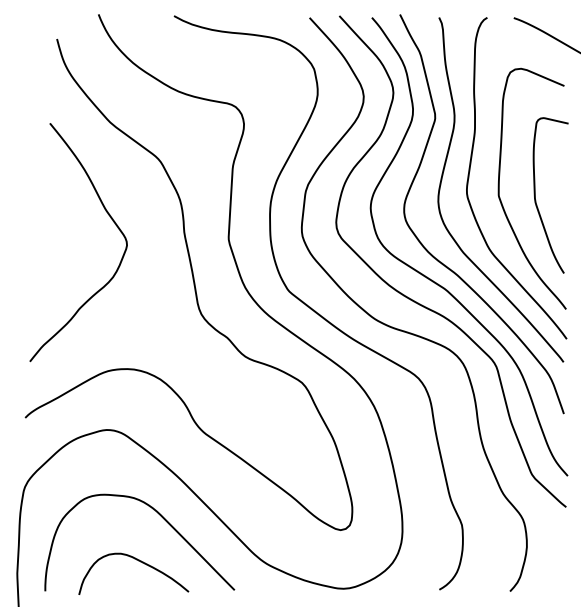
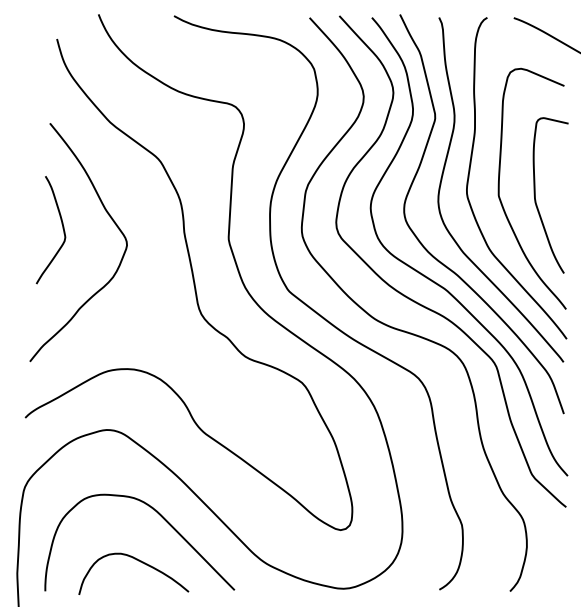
curve: none -> present (62, 228)
